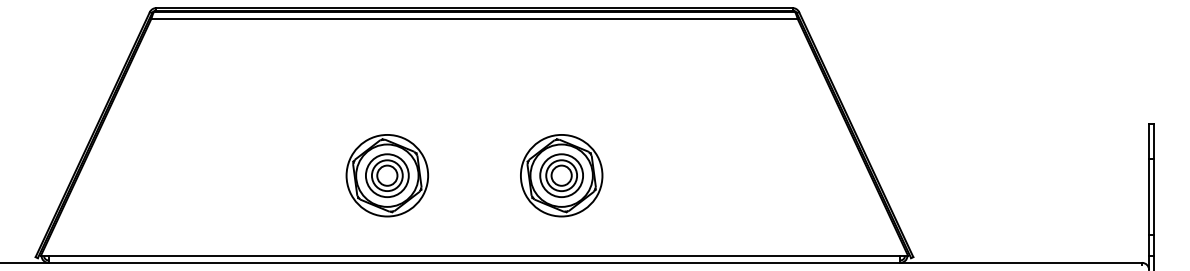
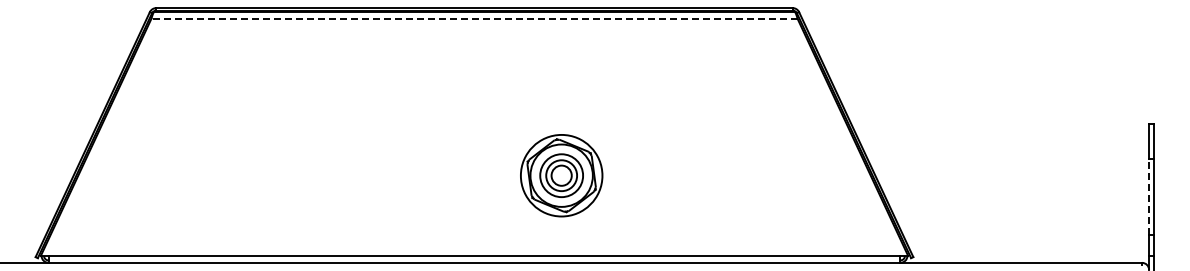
line: solid -> dashed (474, 18)
part: present -> none (386, 175)
line: solid -> dashed (1149, 196)
